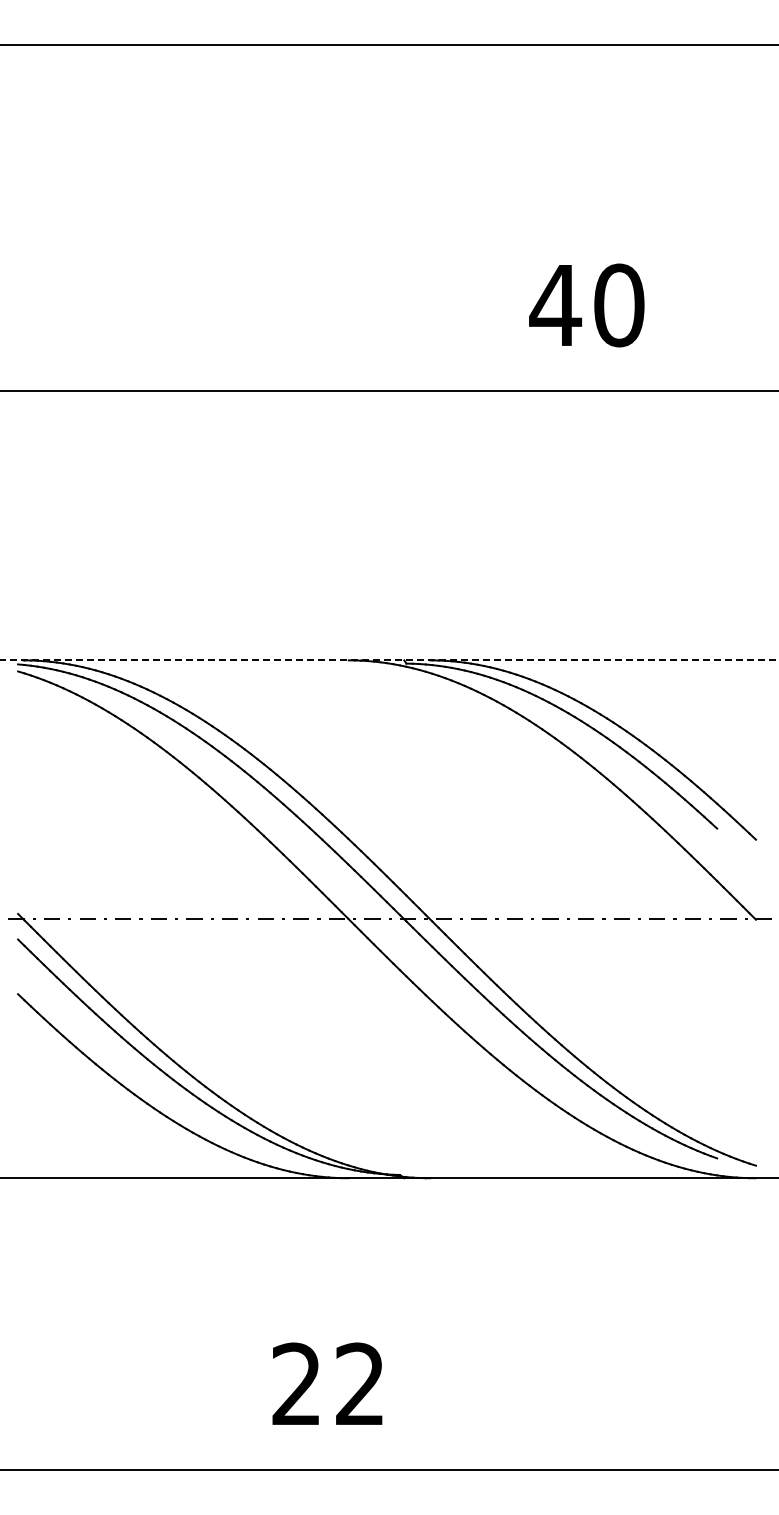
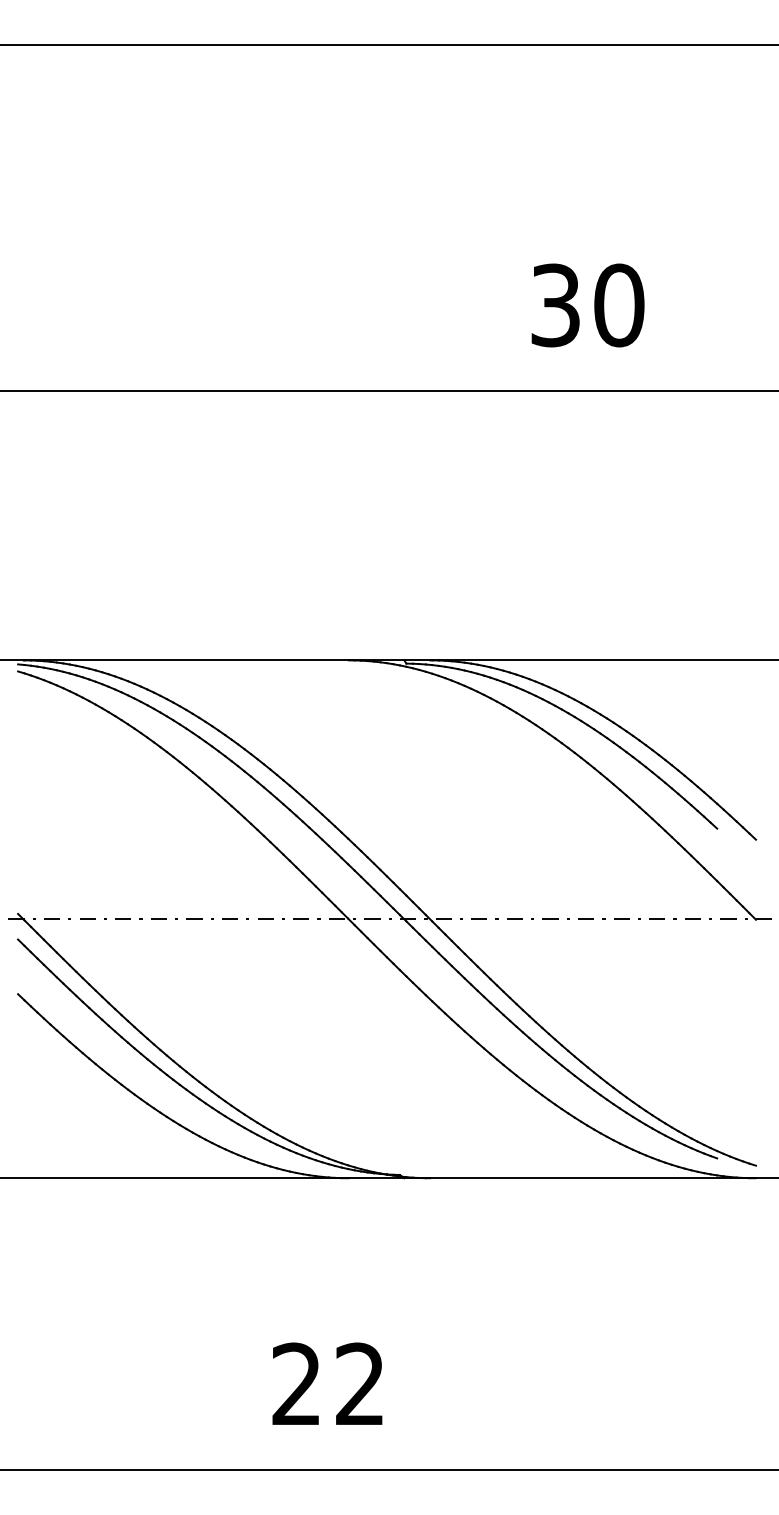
text: 40 -> 30 (555, 305)
line: dashed -> solid (389, 660)
